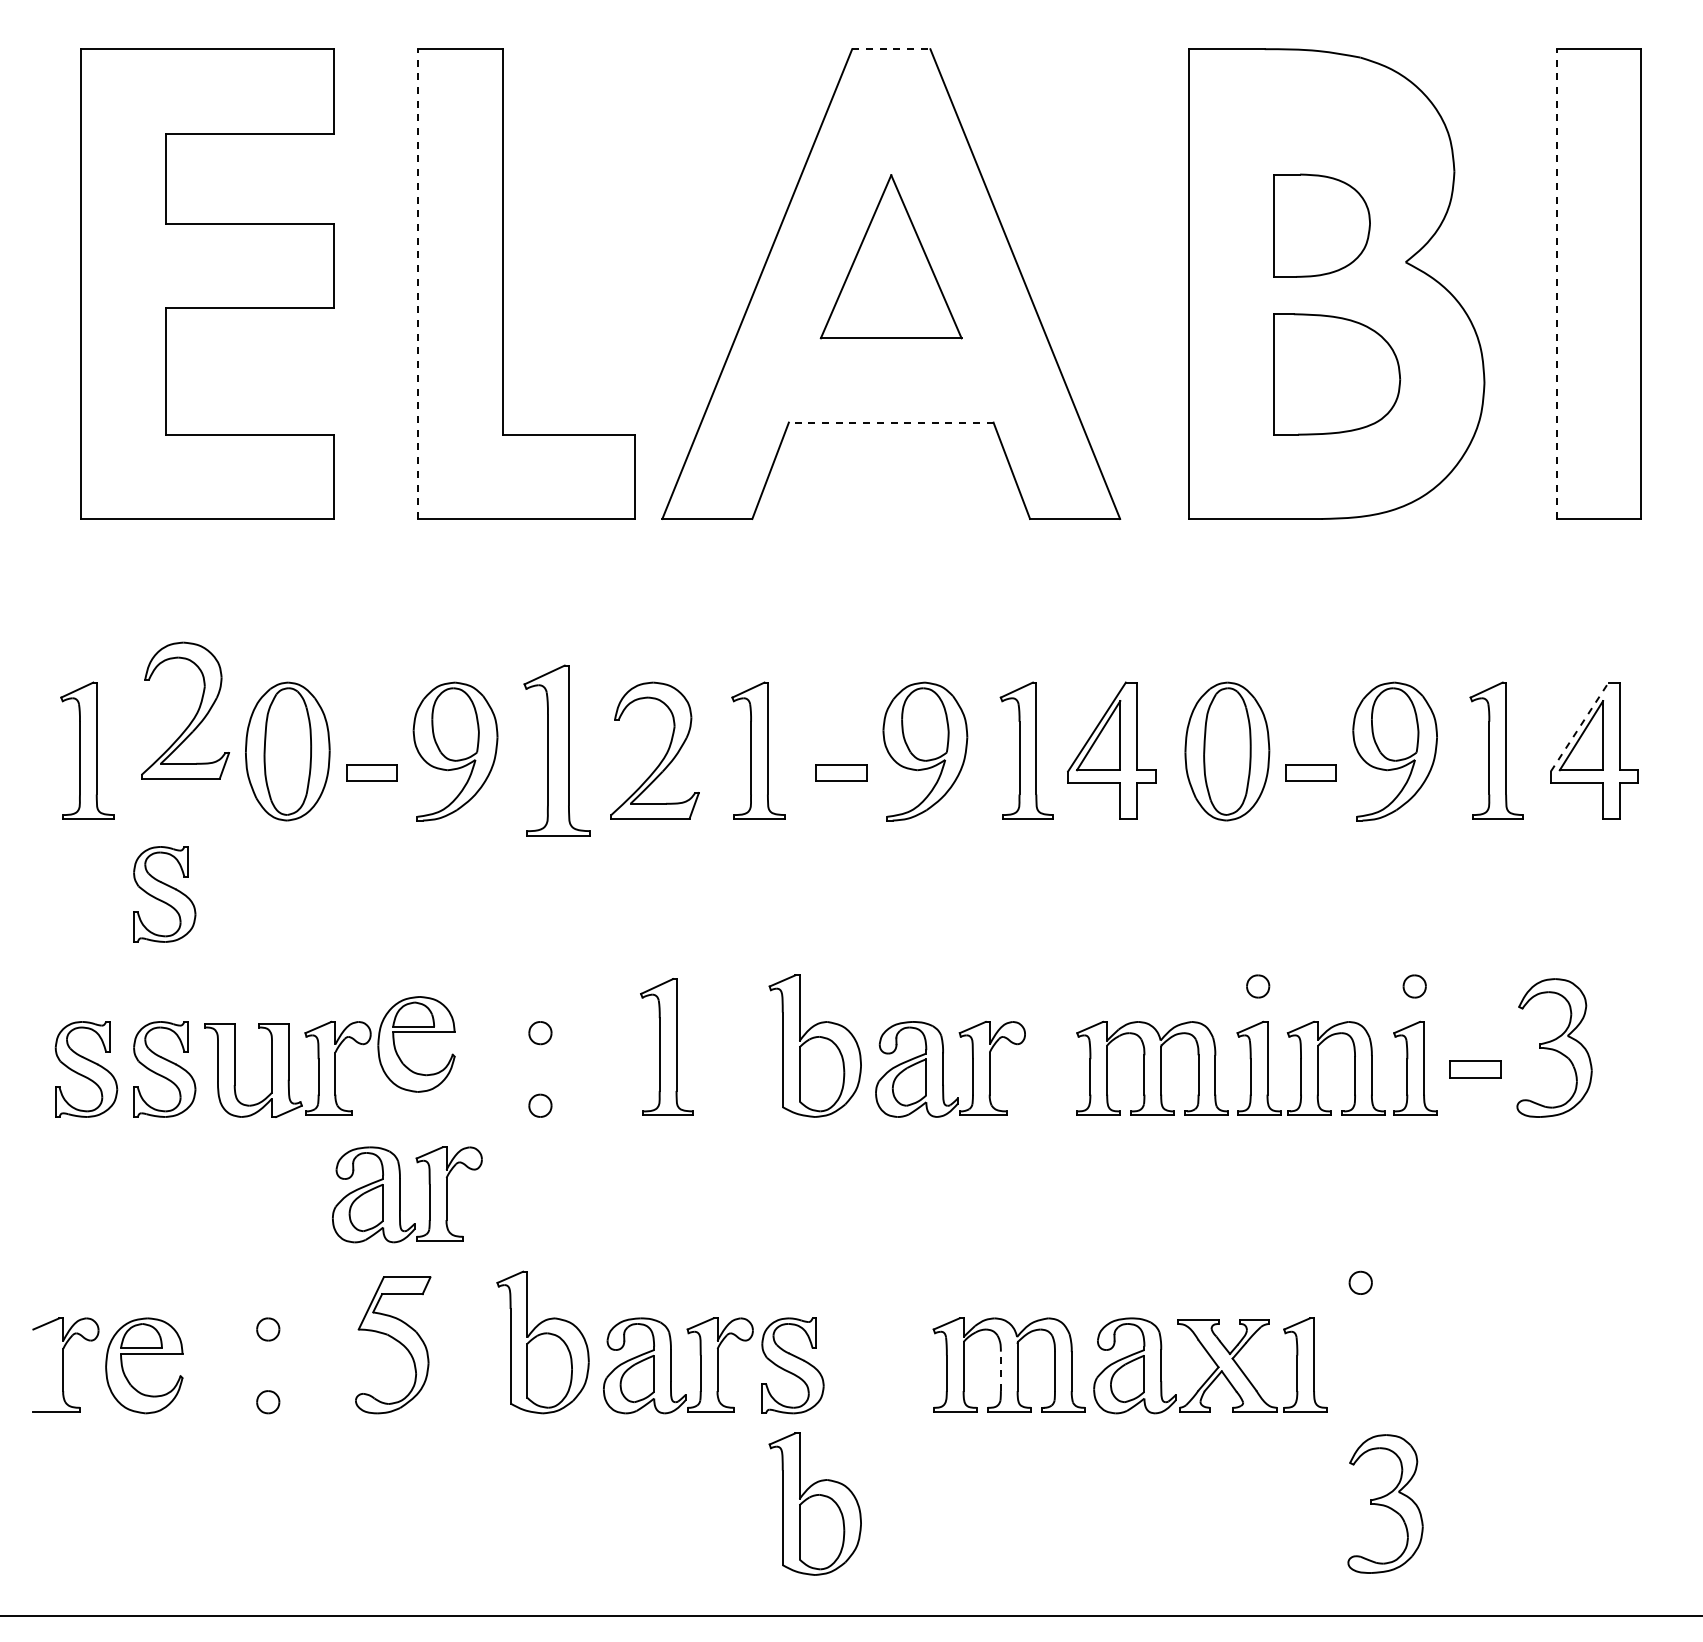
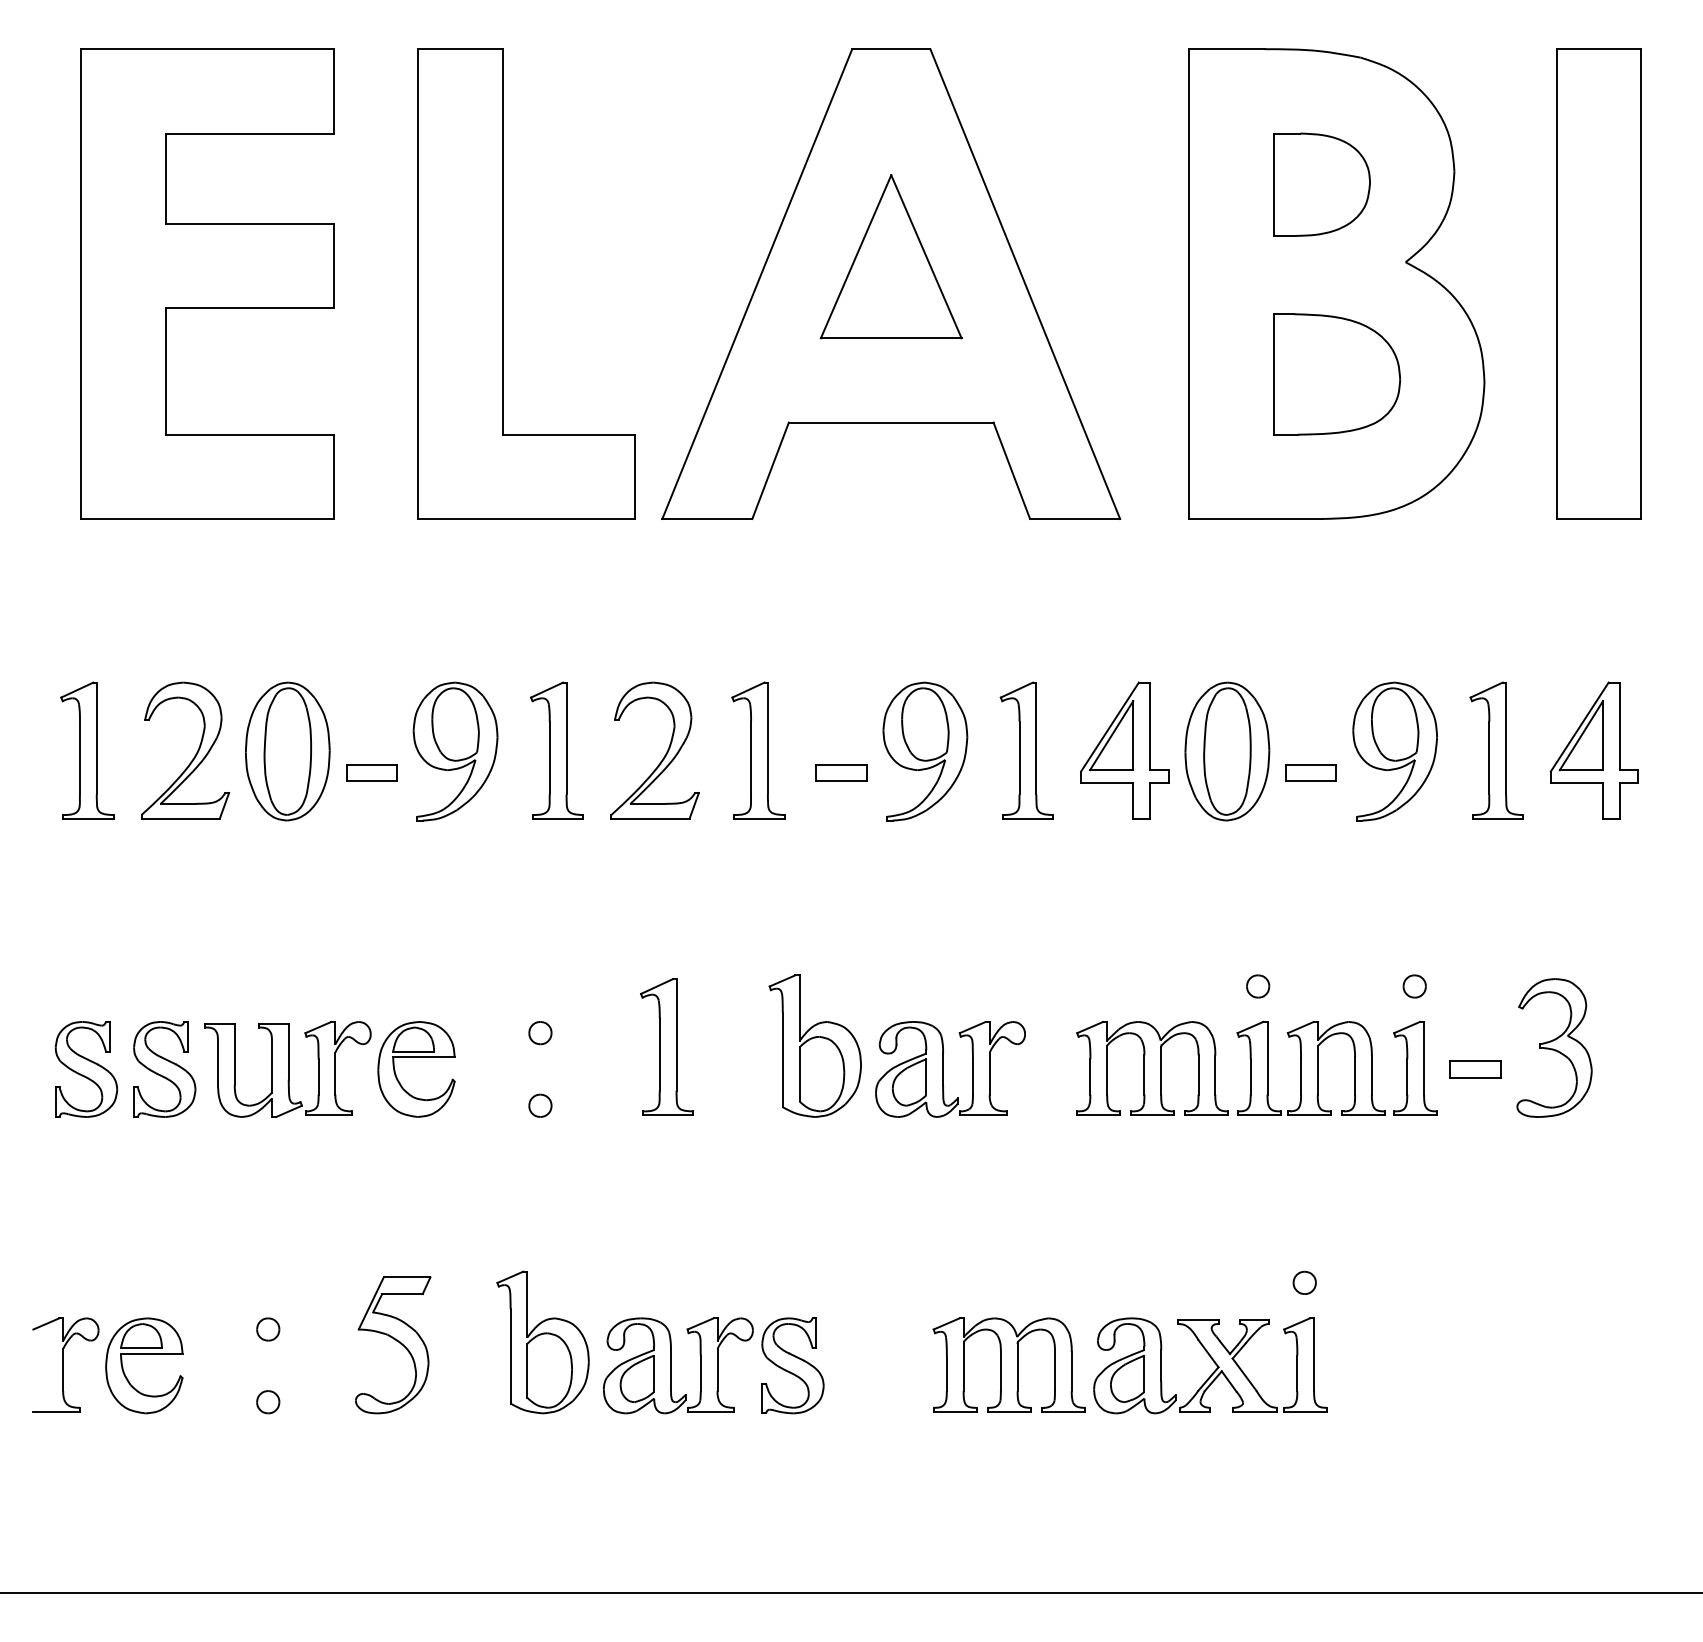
line: dashed -> solid (891, 49)
part position: (1321, 225) -> (1321, 184) (1321, 184)
line: dashed -> solid (418, 284)
line: dashed -> solid (1556, 284)
line: dashed -> solid (890, 422)
part position: (194, 715) -> (194, 755) (194, 755)
line: dashed -> solid (1580, 726)
part size: 68x173 px -> 54x139 px (556, 750)
part position: (1111, 750) -> (1124, 750) (1124, 750)
part: present -> none (164, 894)
part position: (416, 1032) -> (416, 1057) (416, 1057)
part: present -> none (400, 1194)
part position: (1360, 1282) -> (1304, 1282) (1304, 1282)
line: dashed -> solid (1000, 1371)
part: present -> none (814, 1503)
part: present -> none (1385, 1503)
line position: (850, 1615) -> (850, 1592) (850, 1592)
